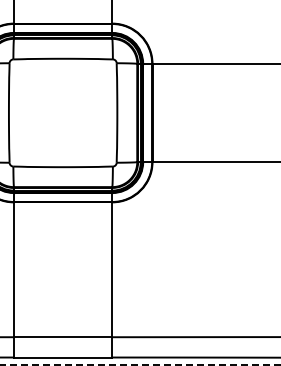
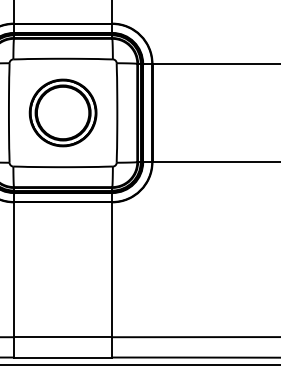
part: none -> present (62, 112)
line: dashed -> solid (140, 365)
